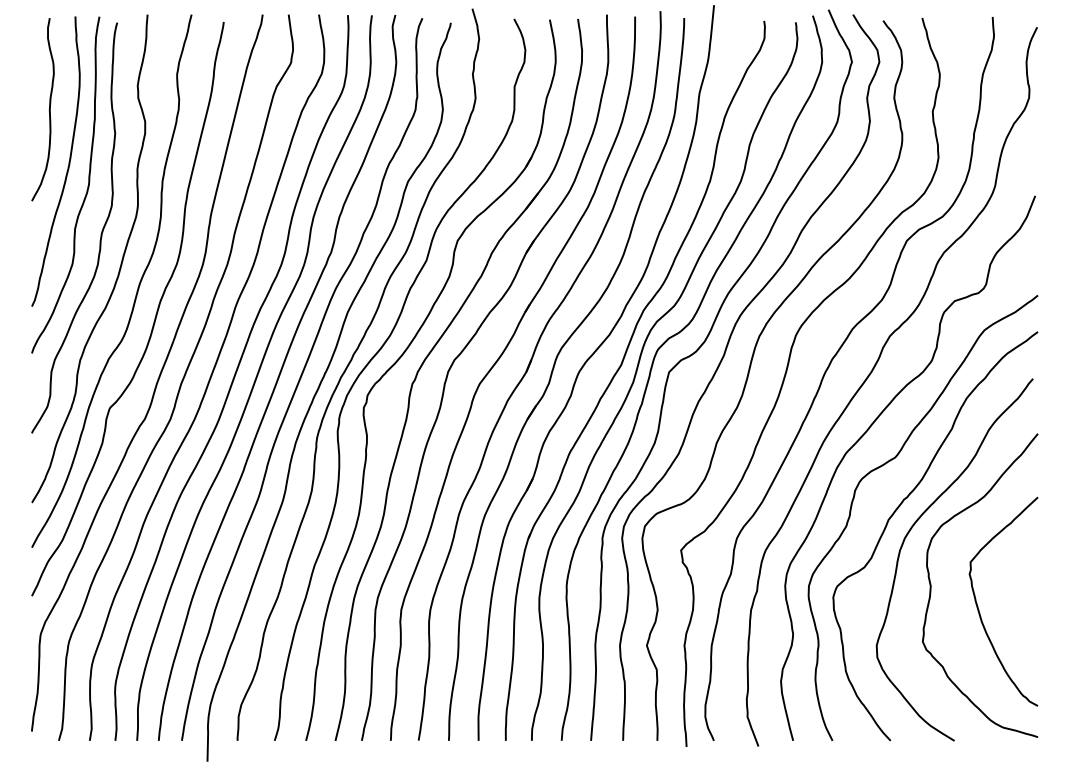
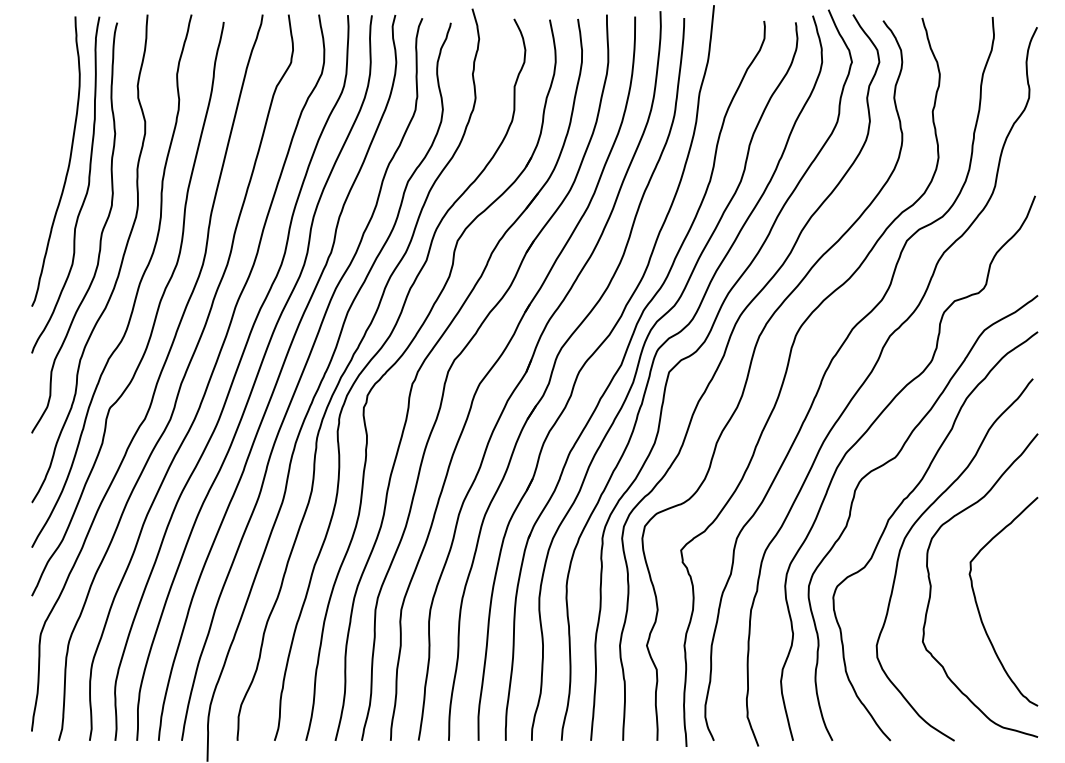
curve: present -> none (48, 109)
